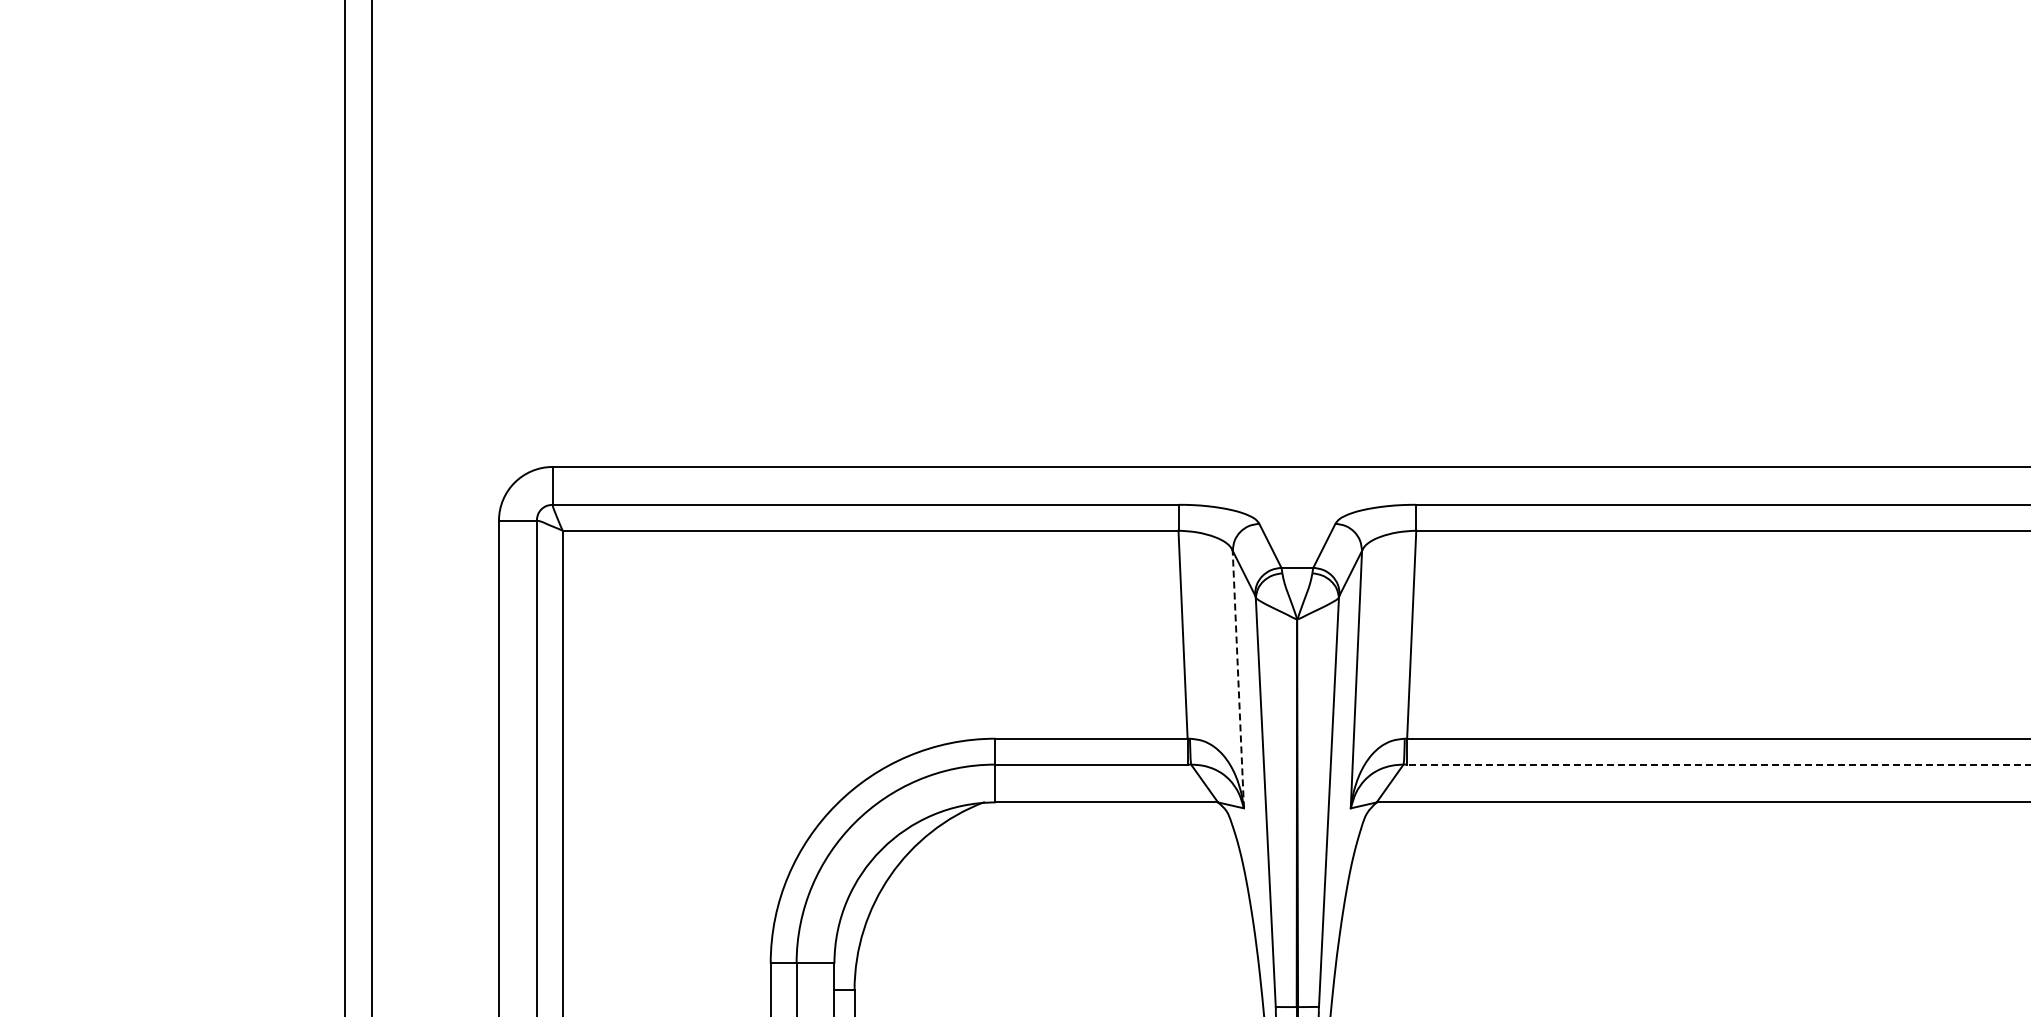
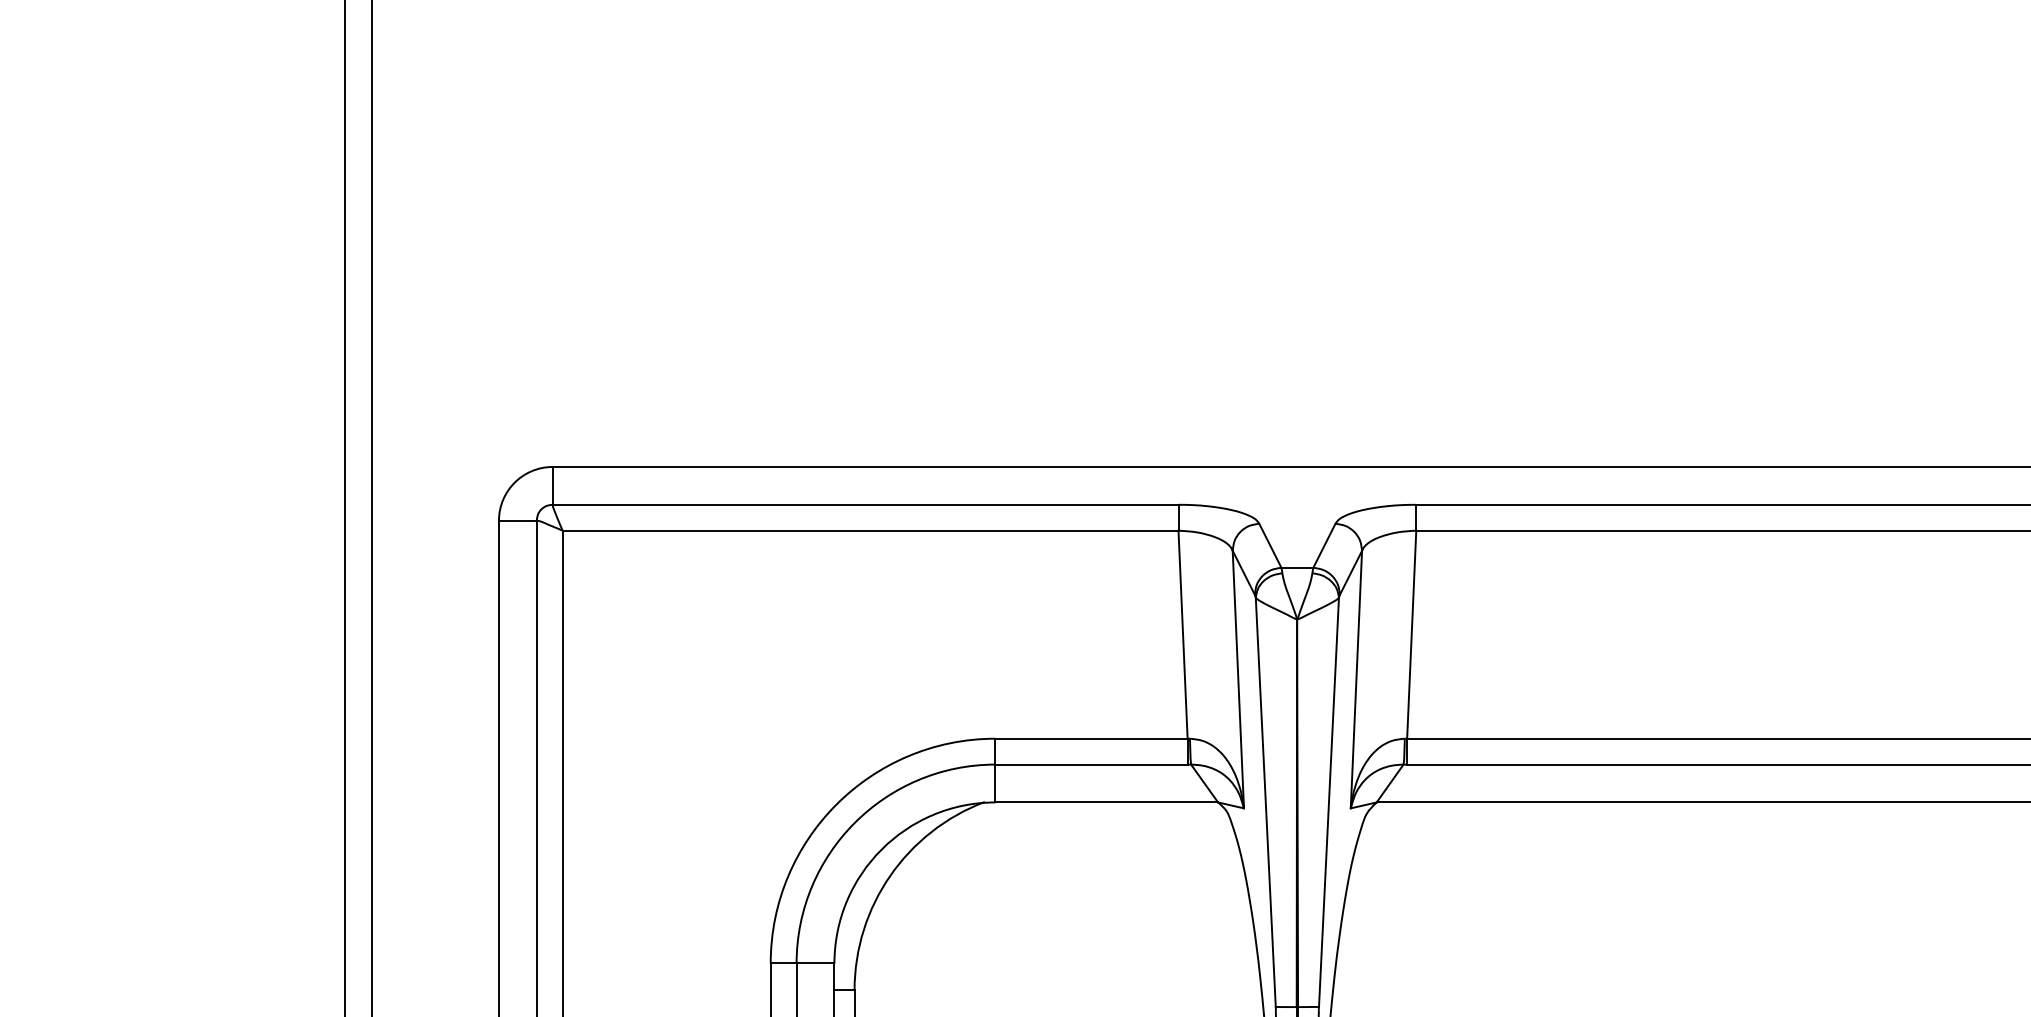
line: dashed -> solid (1238, 679)
line: dashed -> solid (1718, 764)
